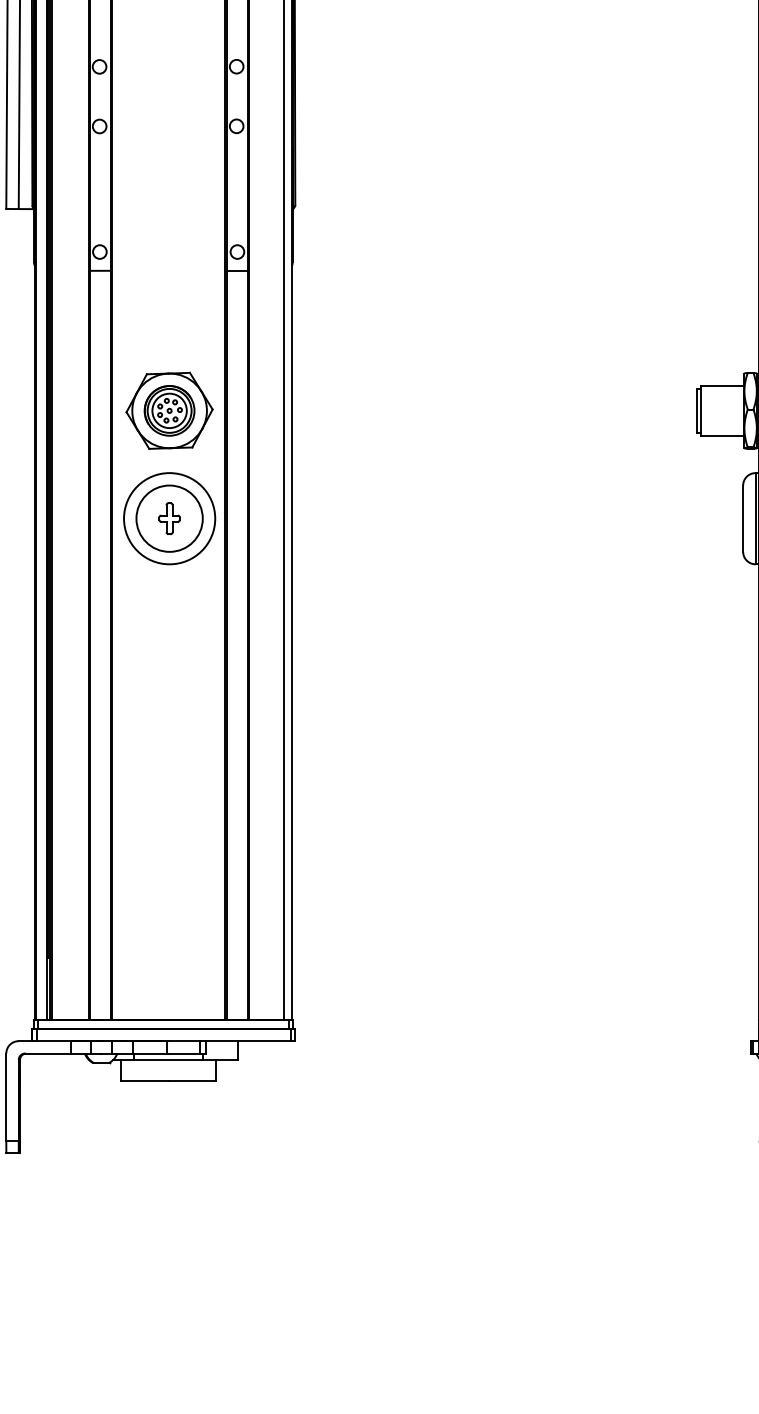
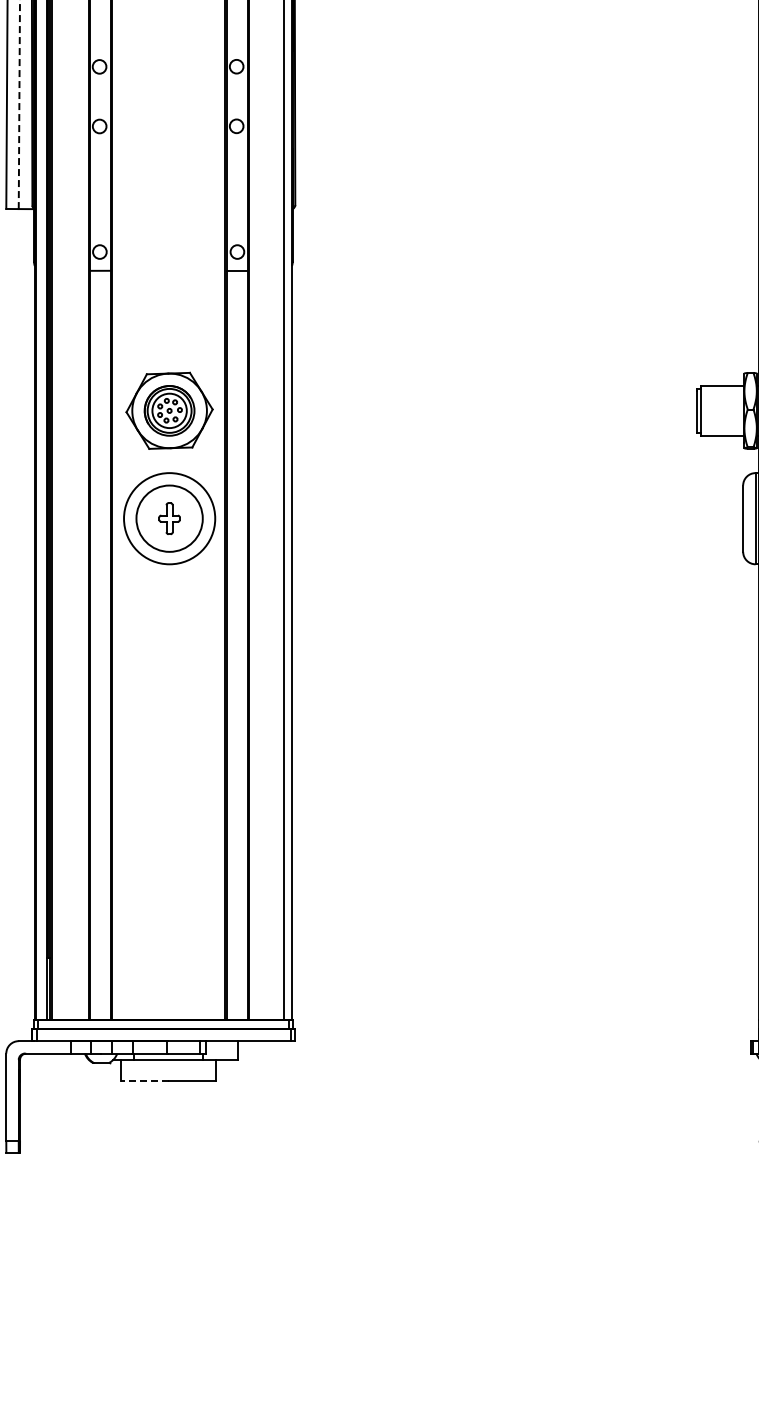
line: solid -> dashed (19, 104)
line: solid -> dashed (144, 1080)
